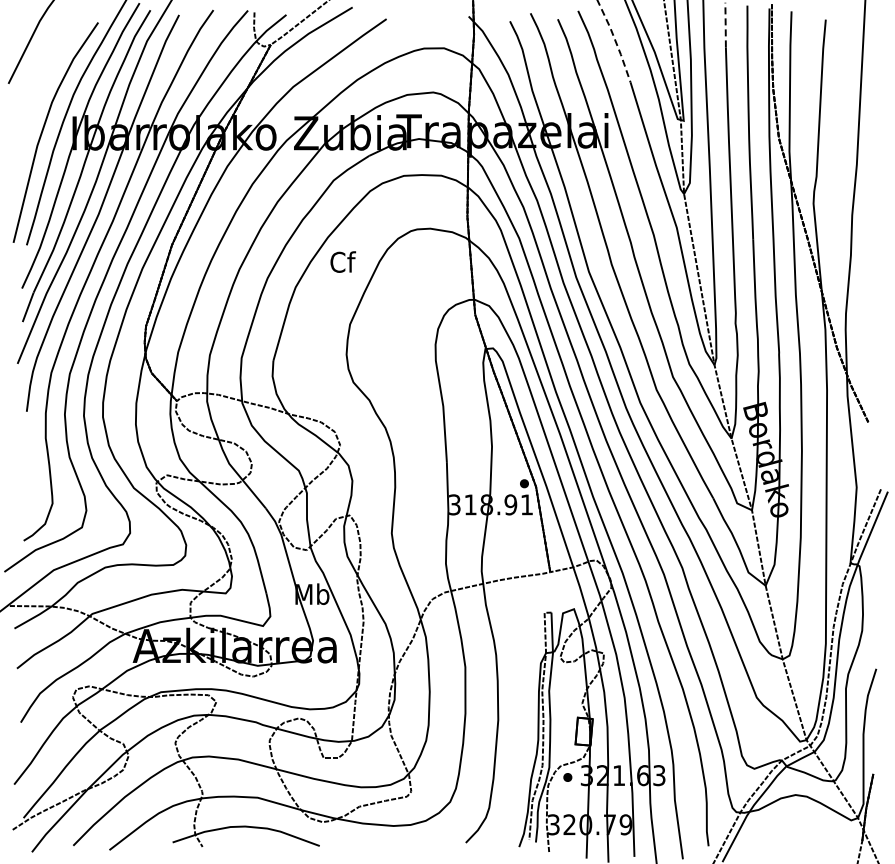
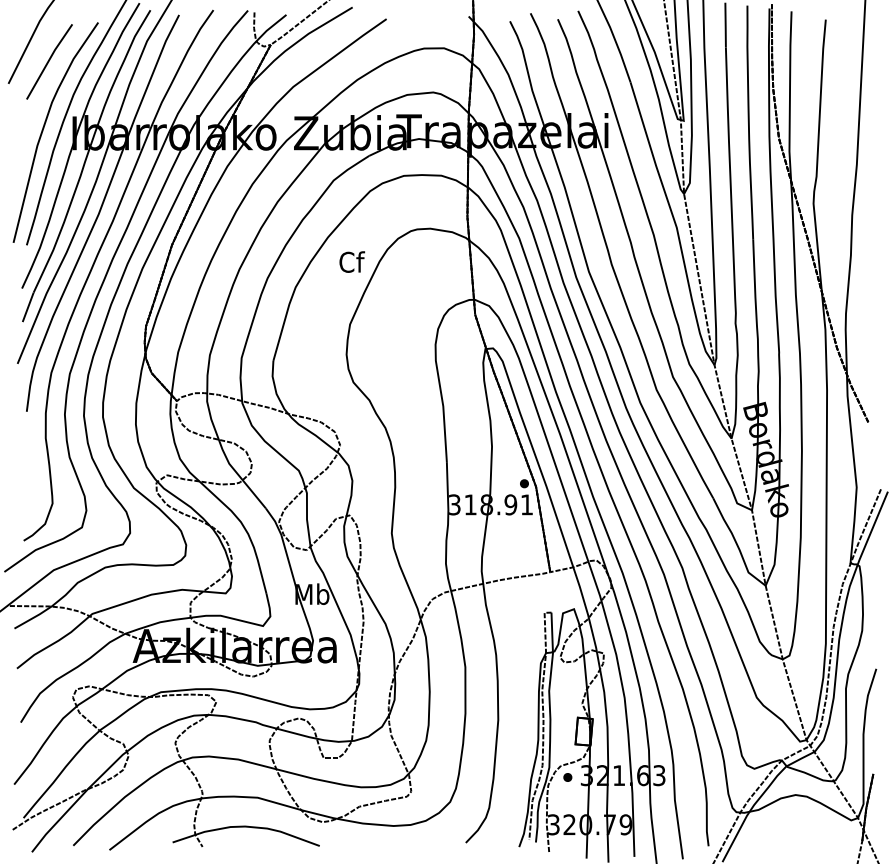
line: dashed -> solid (725, 25)
line: dashed -> solid (615, 41)
line: none -> present (49, 61)
text position: (343, 261) -> (352, 261) (352, 261)
